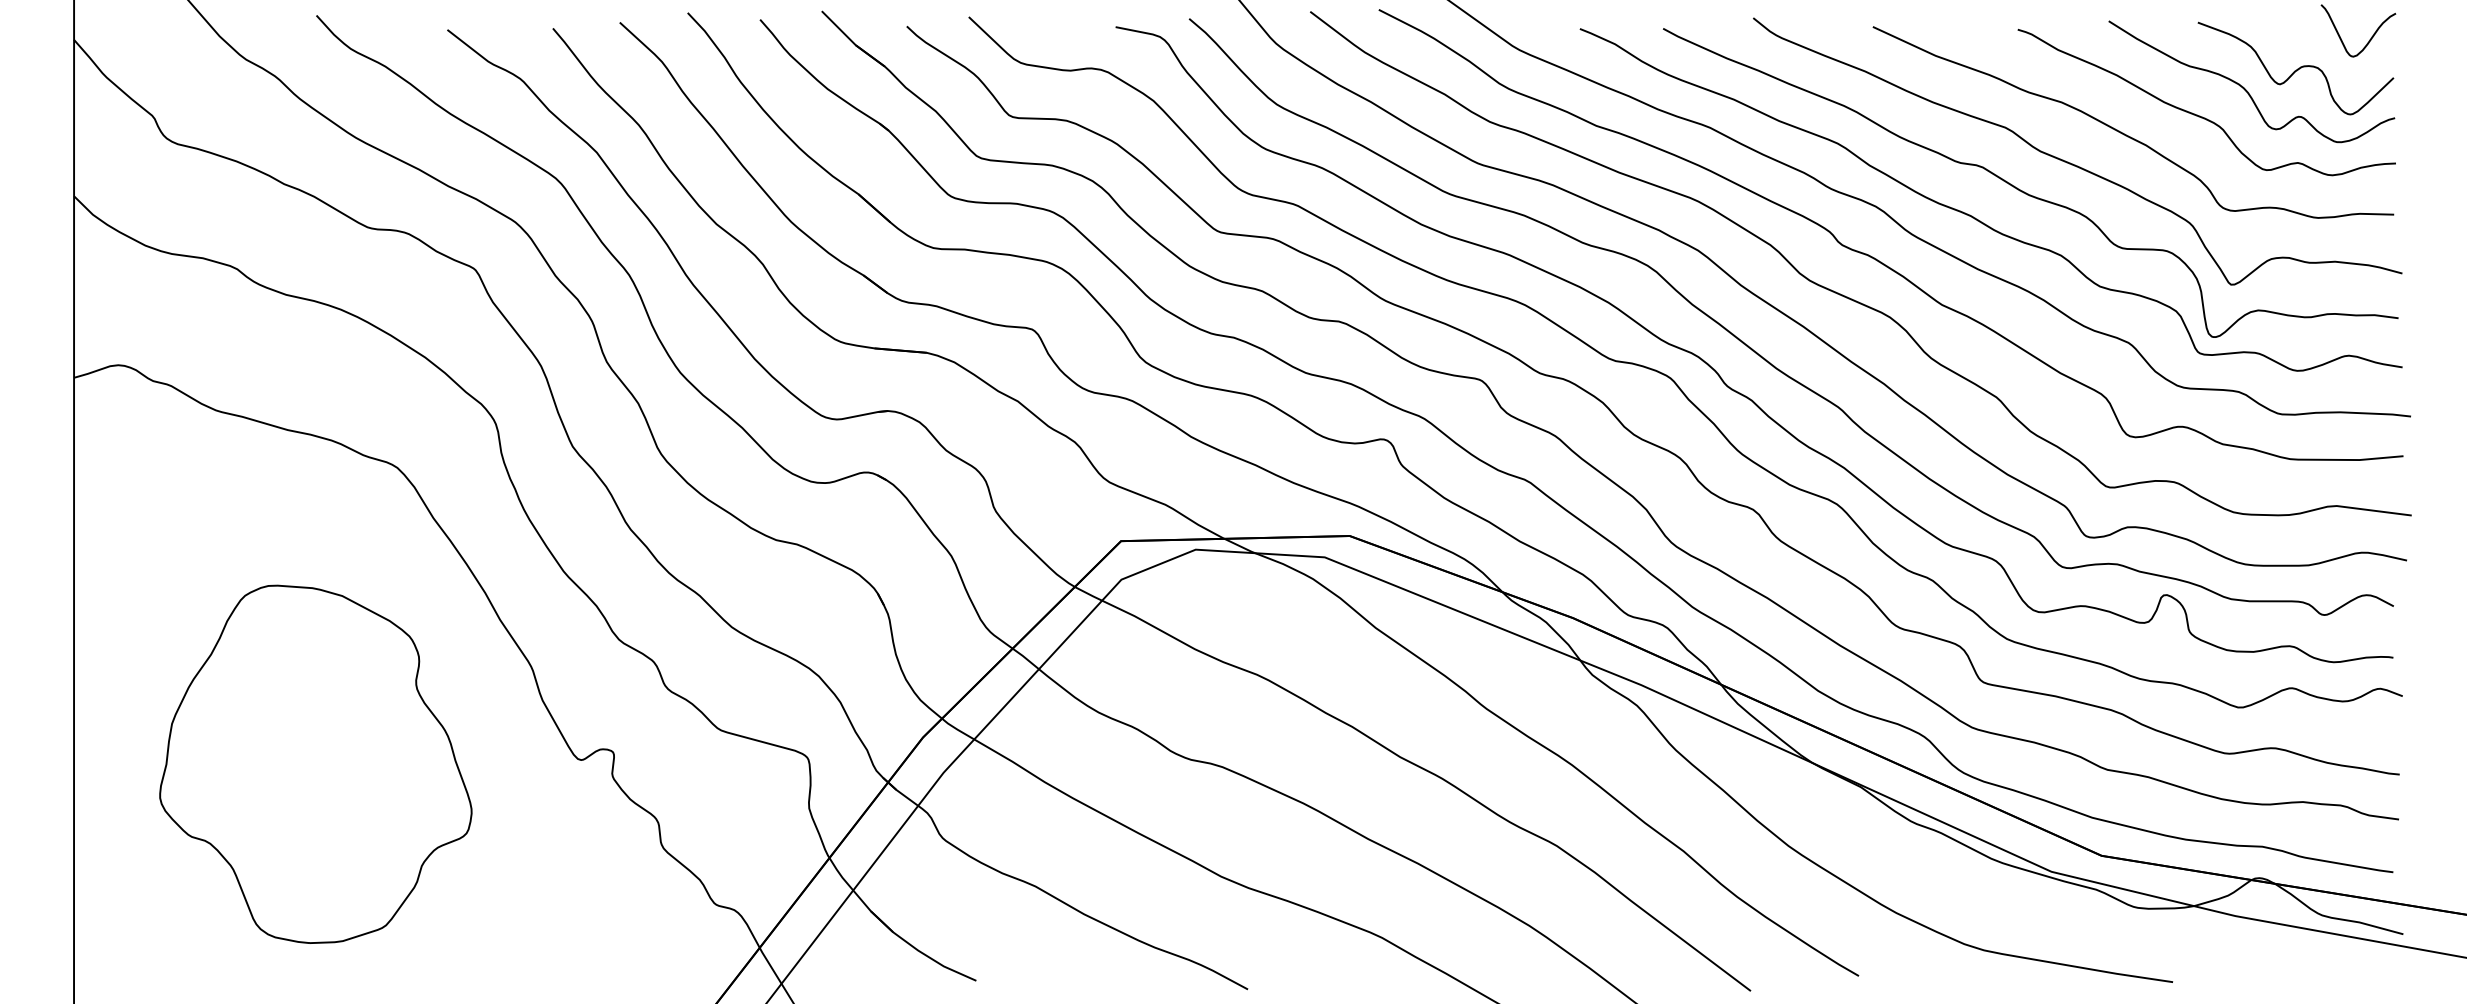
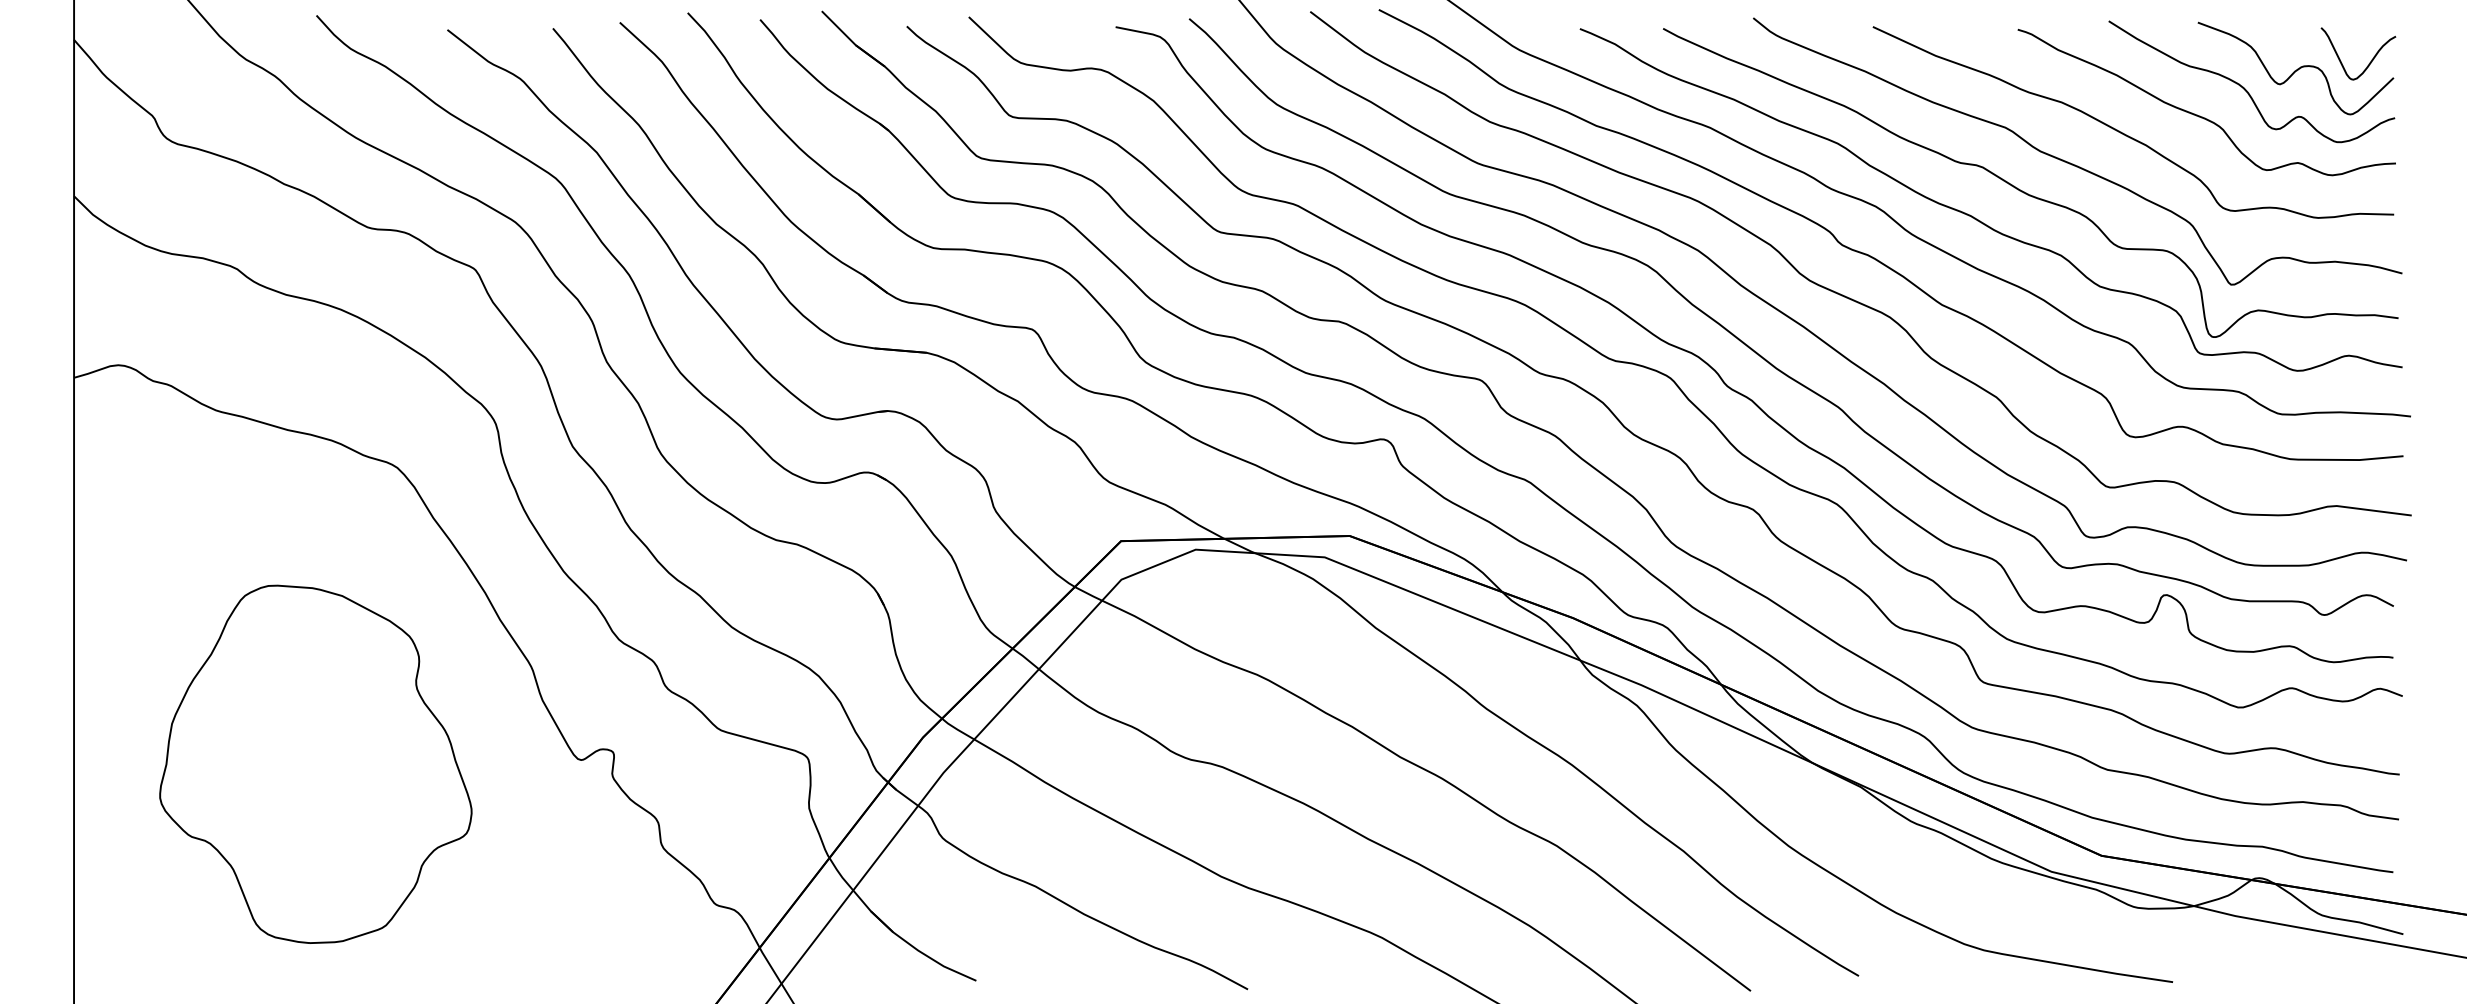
curve position: (2369, 39) -> (2369, 62) (2369, 62)
